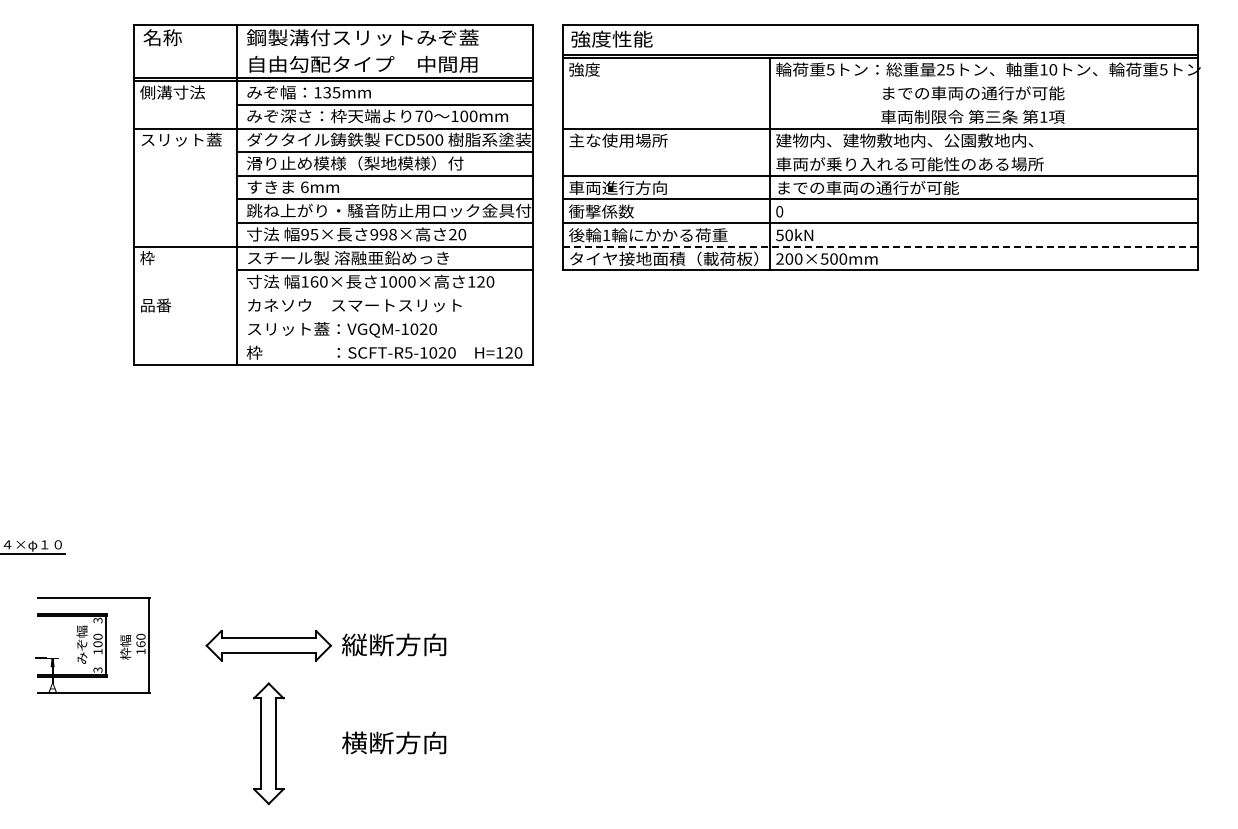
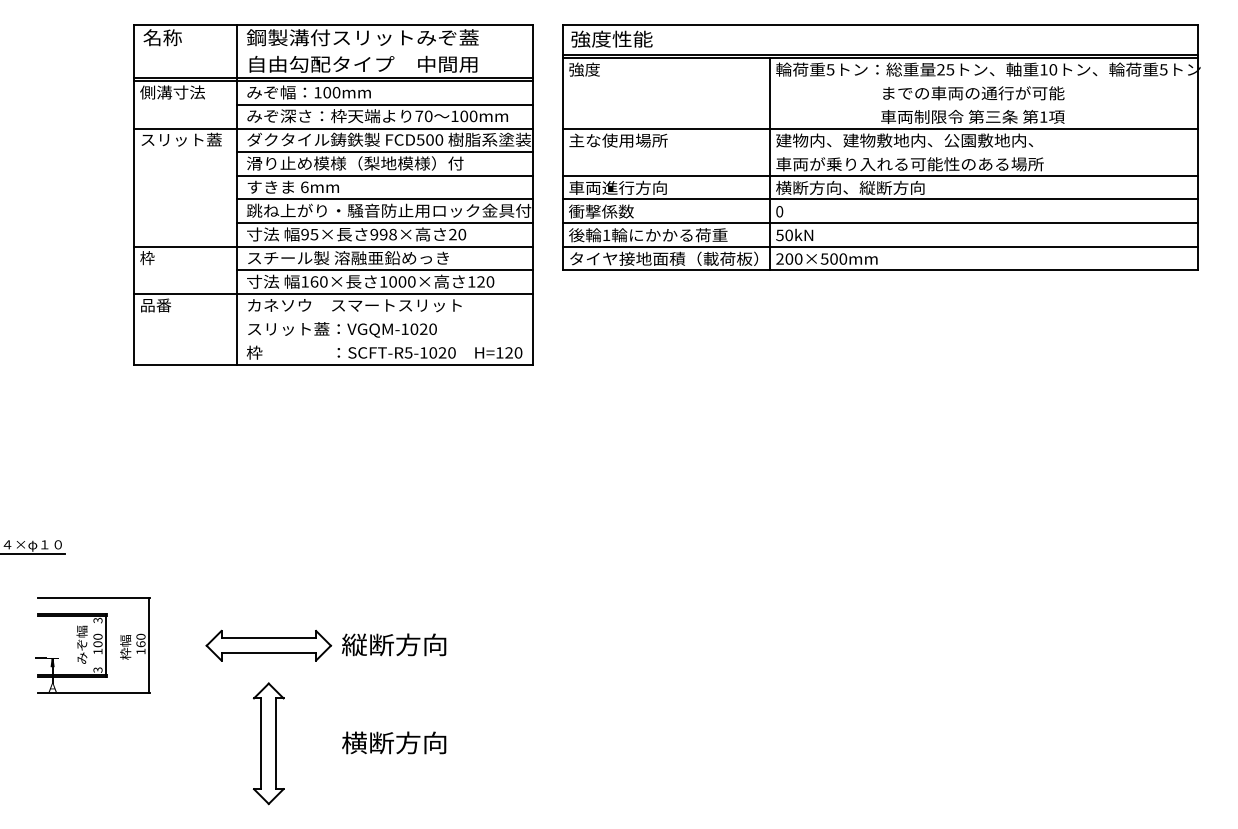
text: 135mm -> 100mm (331, 92)
text: までの車両の通行が可能 -> 横断方向、縦断方向 (867, 187)
line: dashed -> solid (880, 246)
line: none -> present (332, 294)
